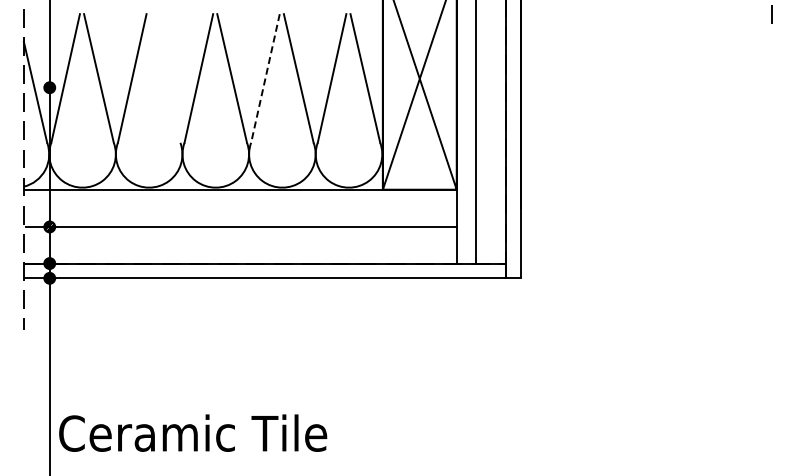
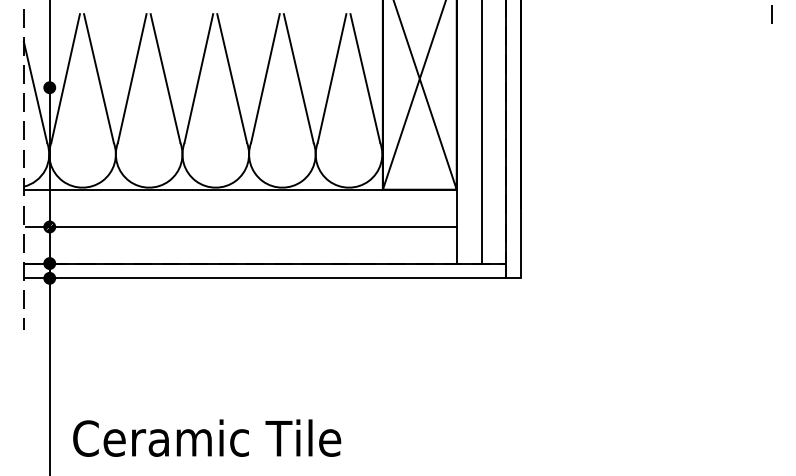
line: none -> present (165, 78)
line: dashed -> solid (265, 78)
line position: (475, 132) -> (481, 132) (481, 132)
text position: (193, 432) -> (207, 437) (207, 437)
